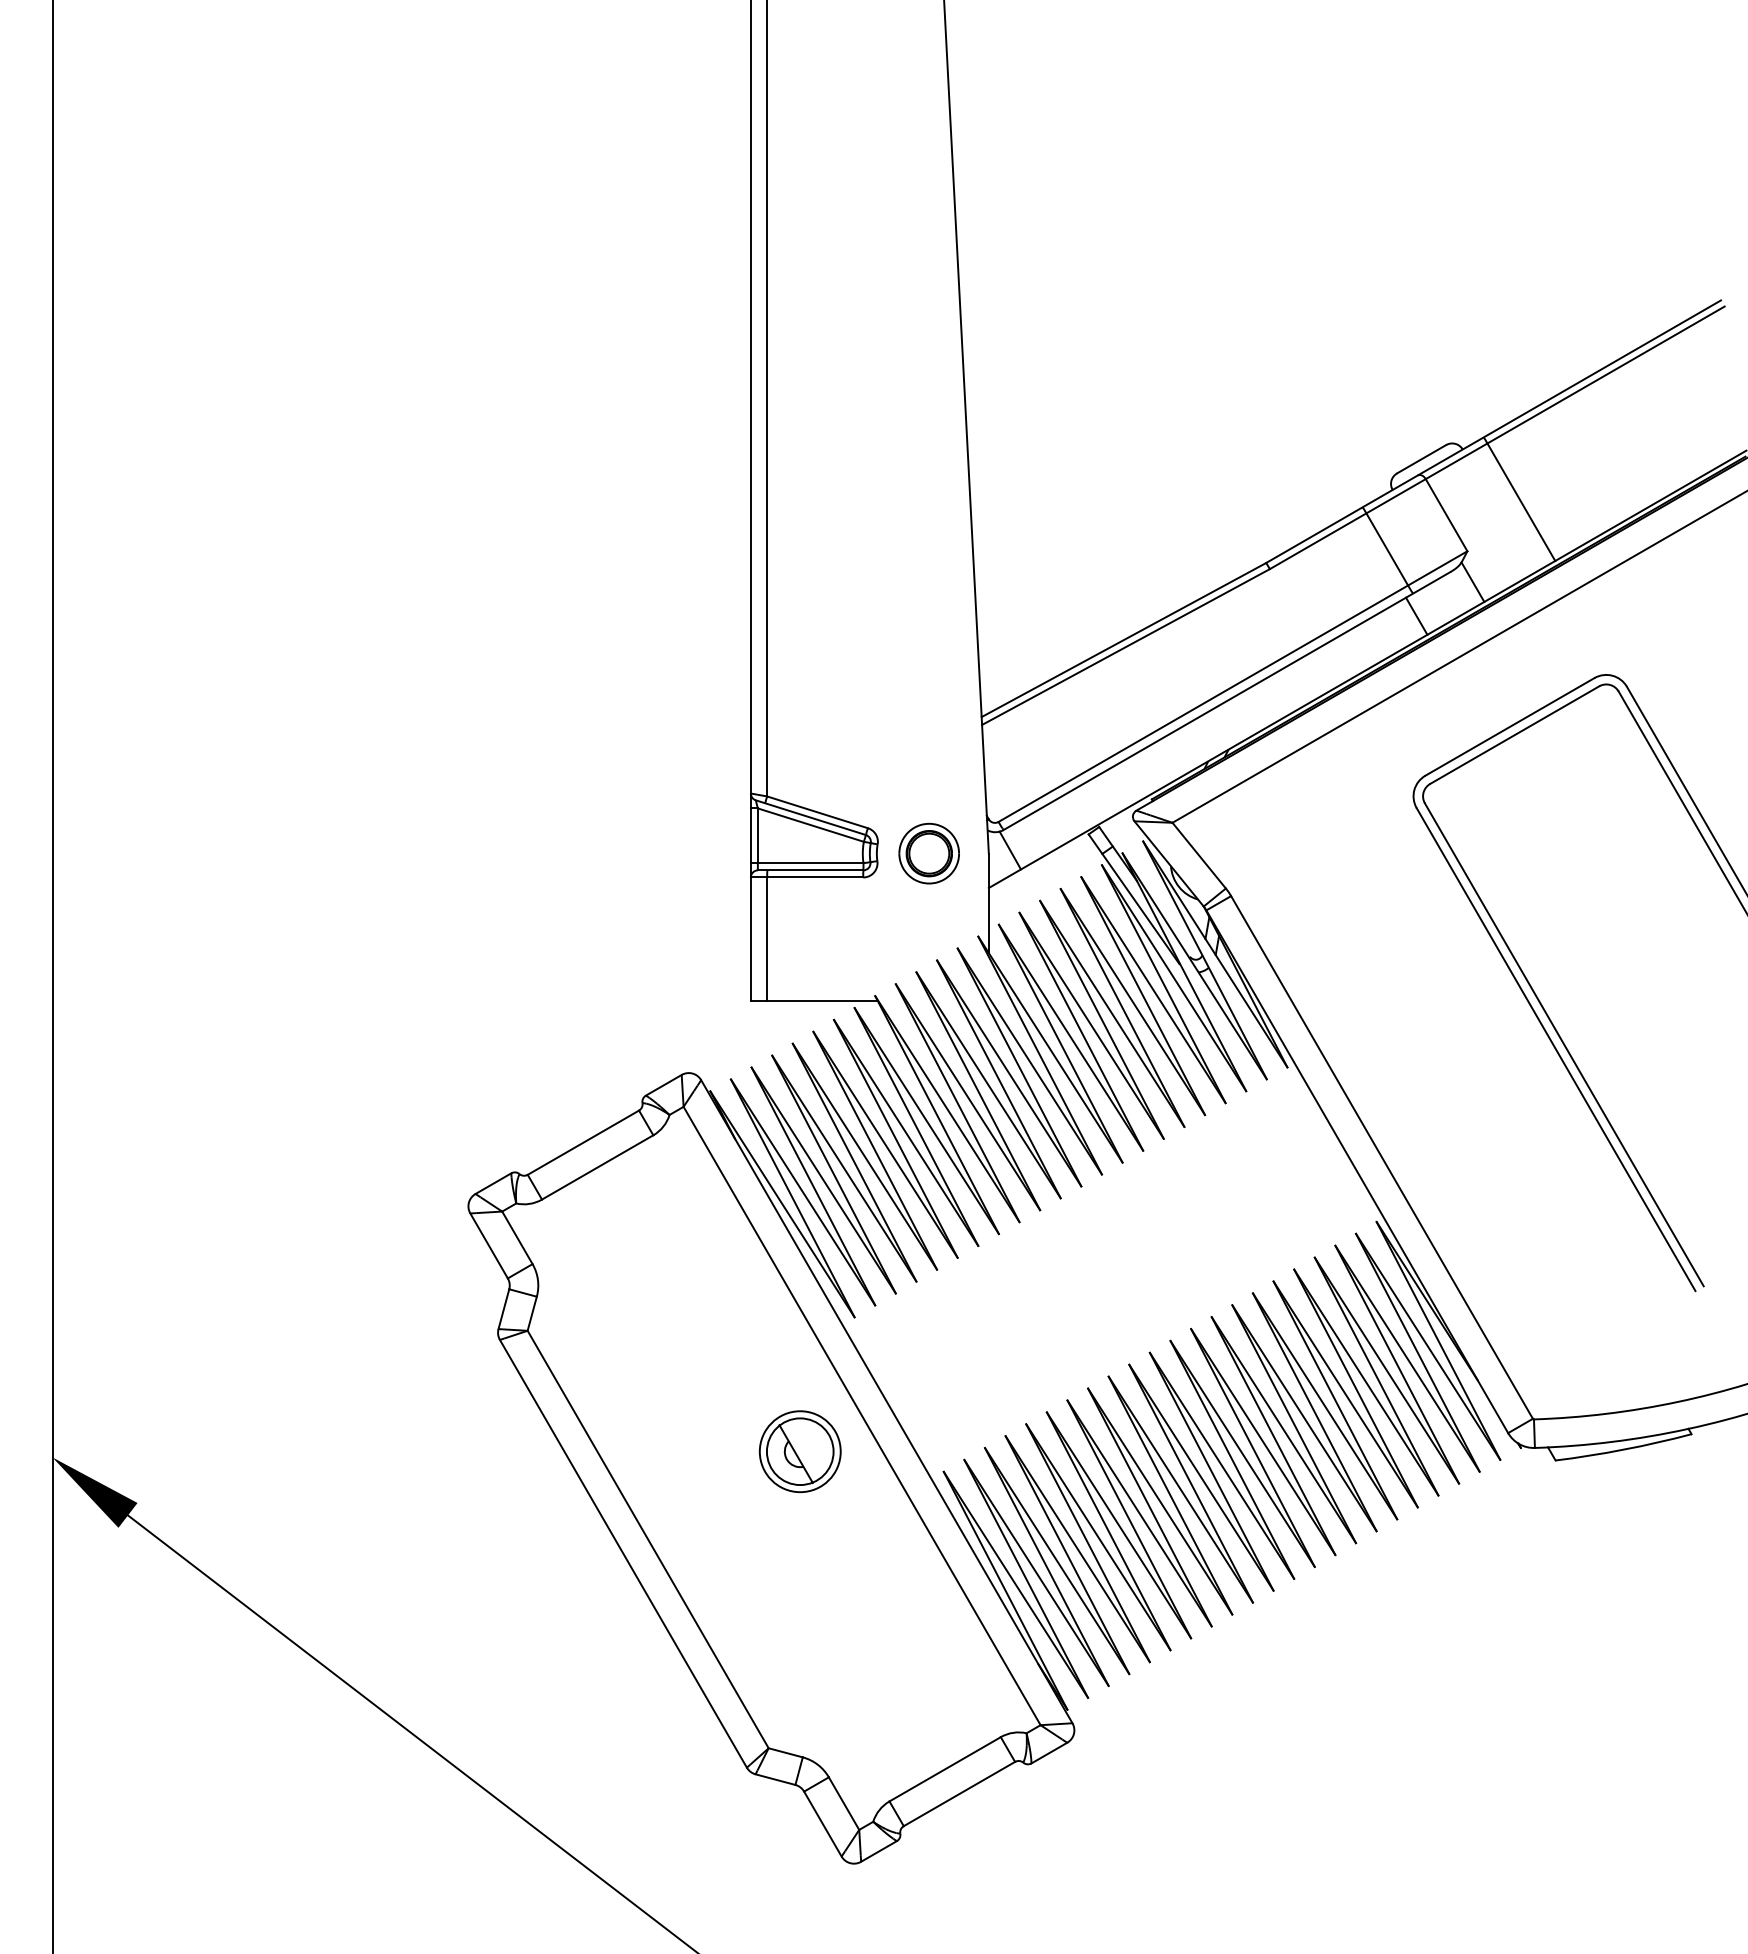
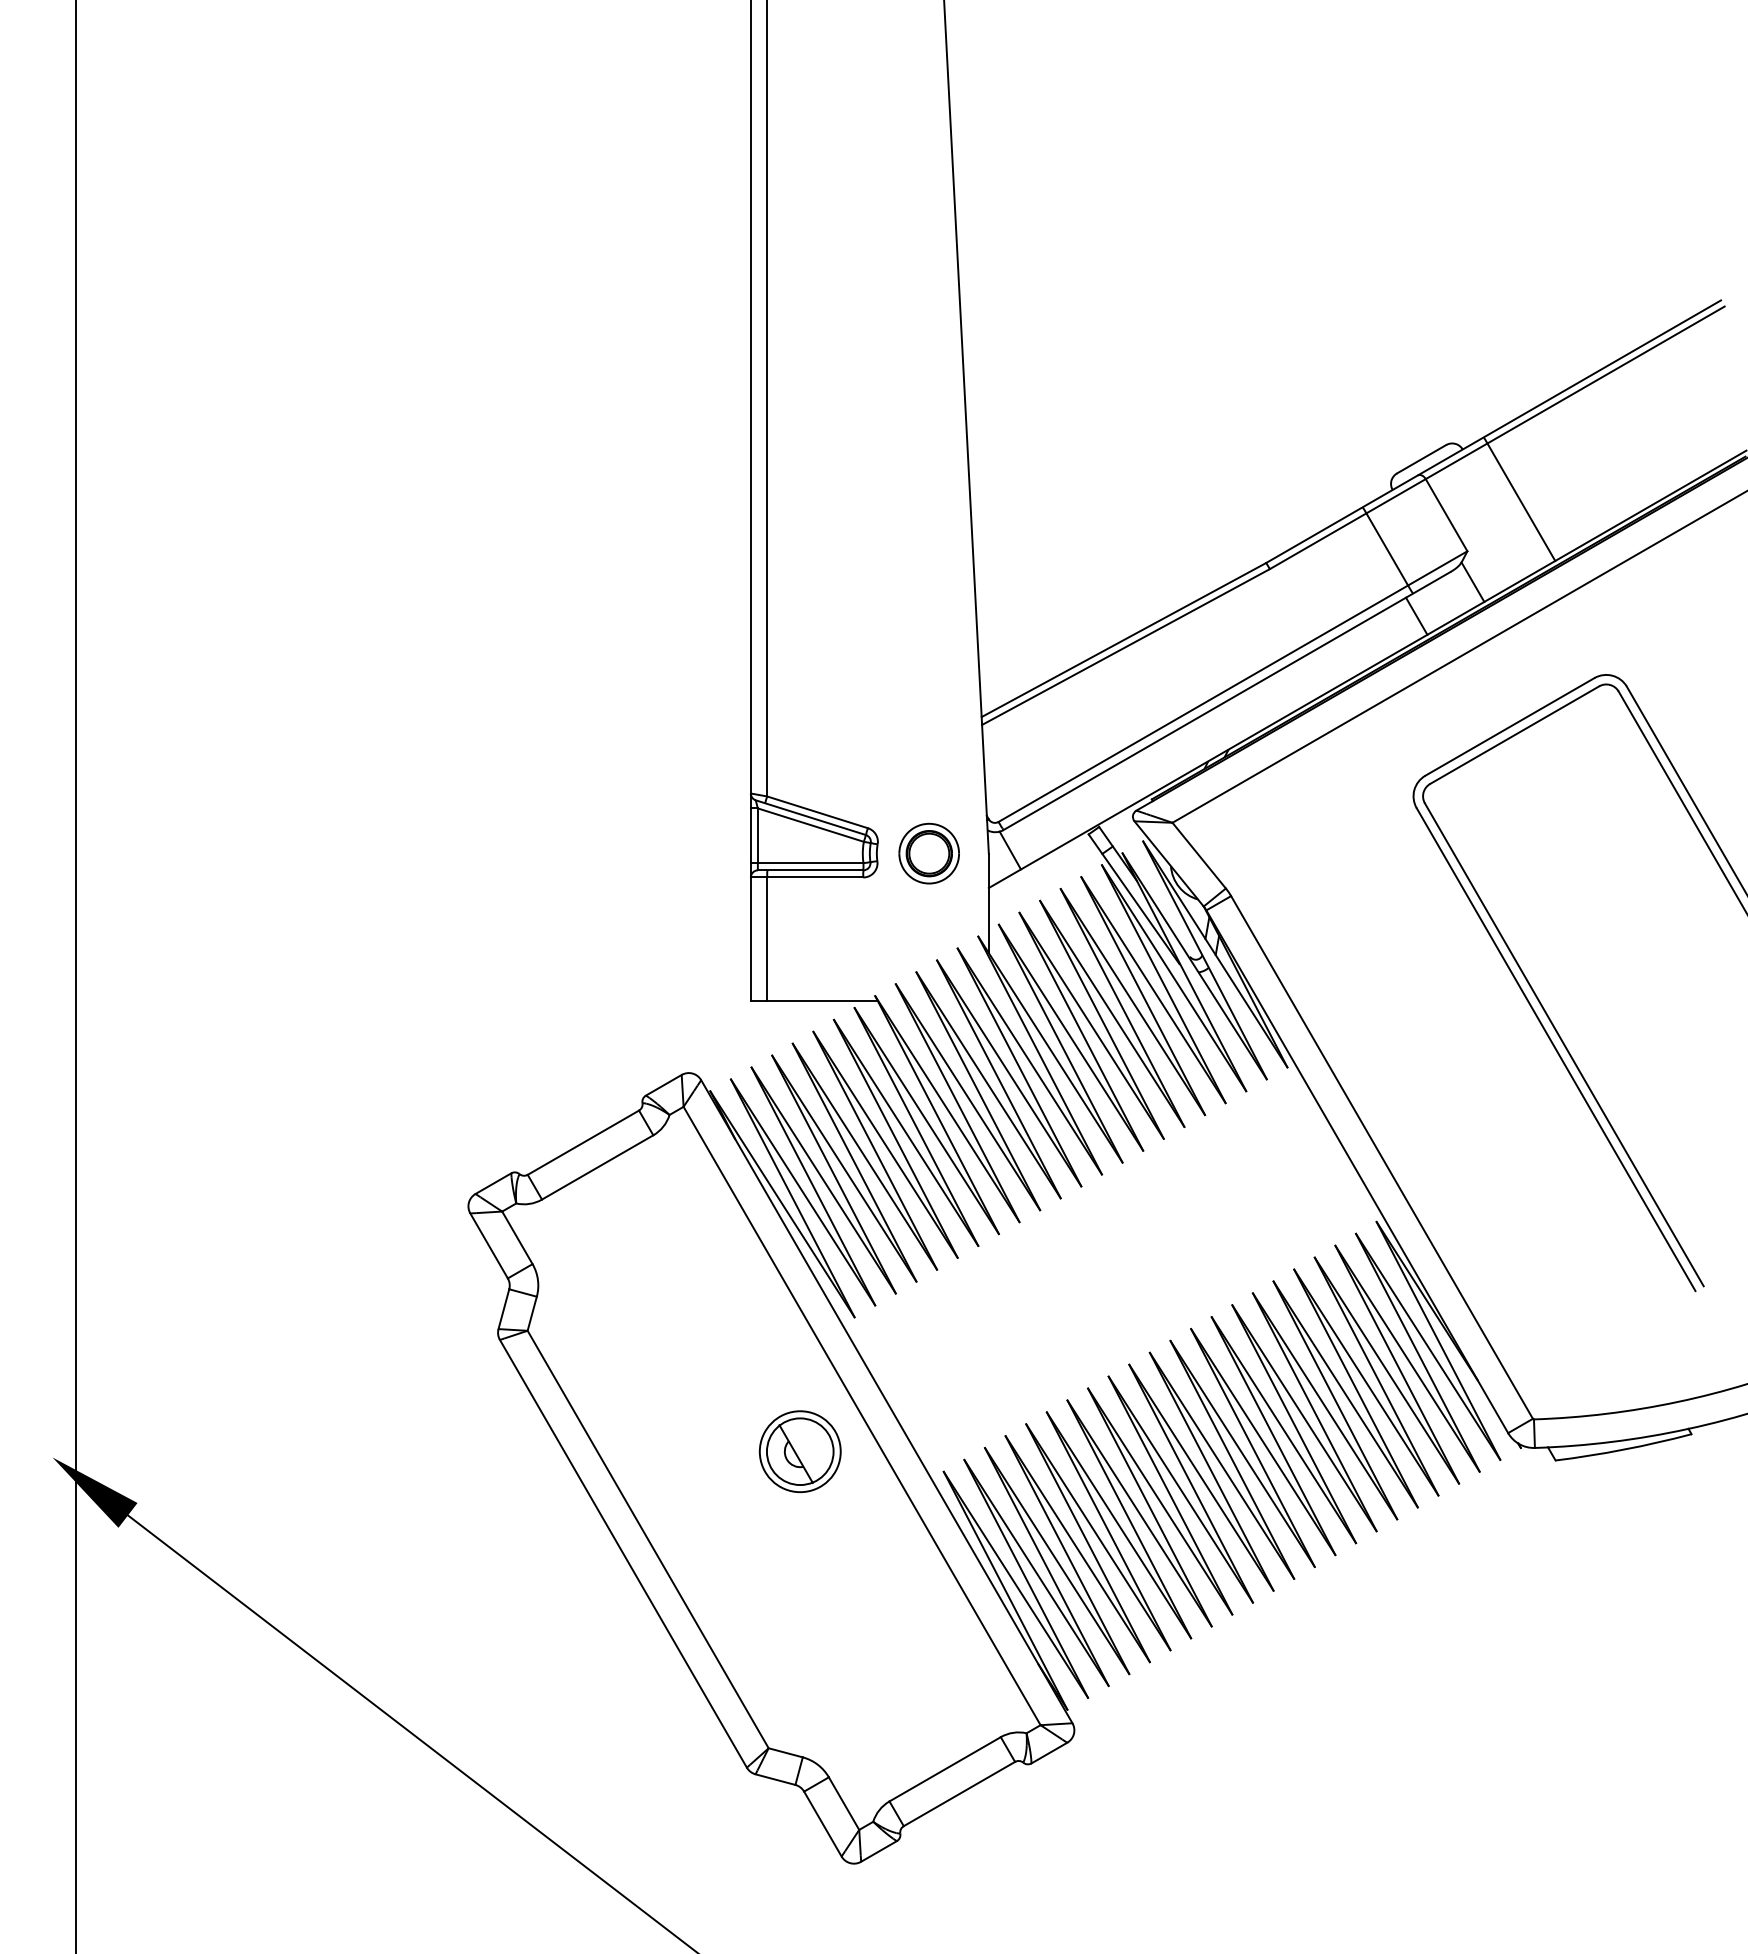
line position: (52, 976) -> (75, 976) (75, 976)
